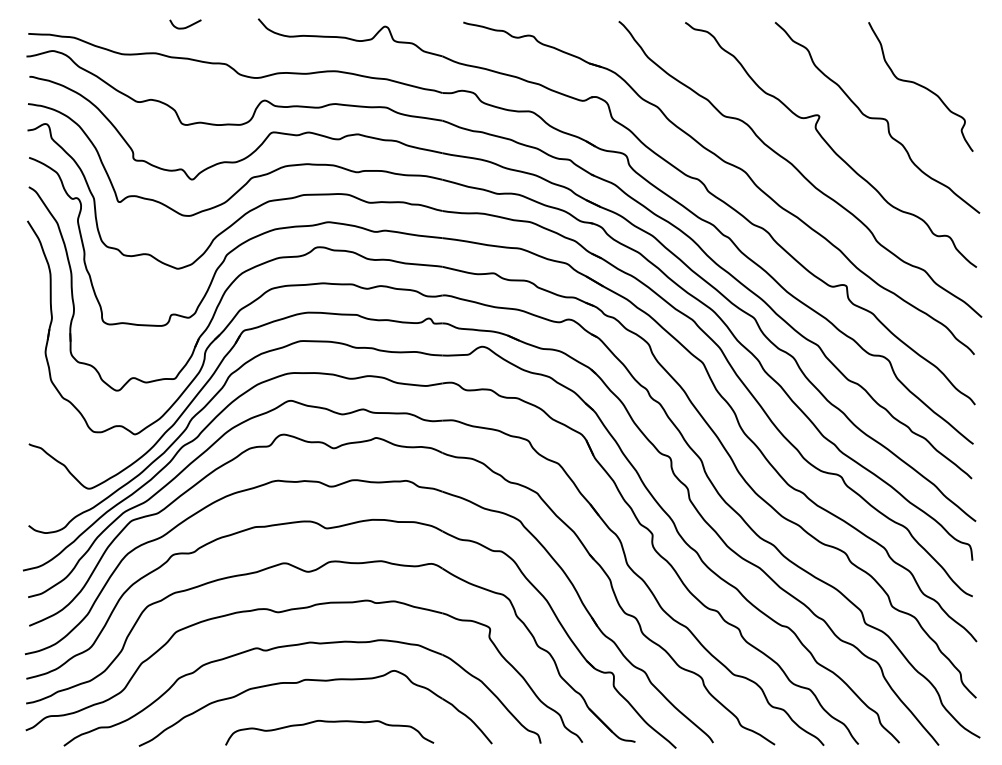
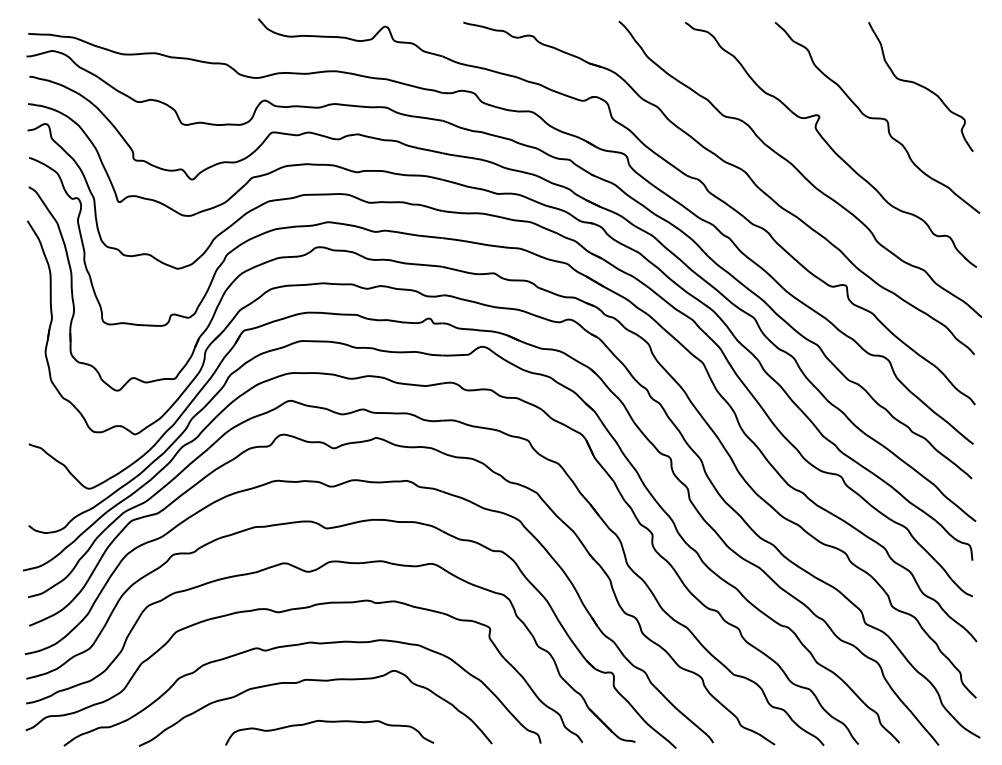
curve: present -> none (186, 26)
